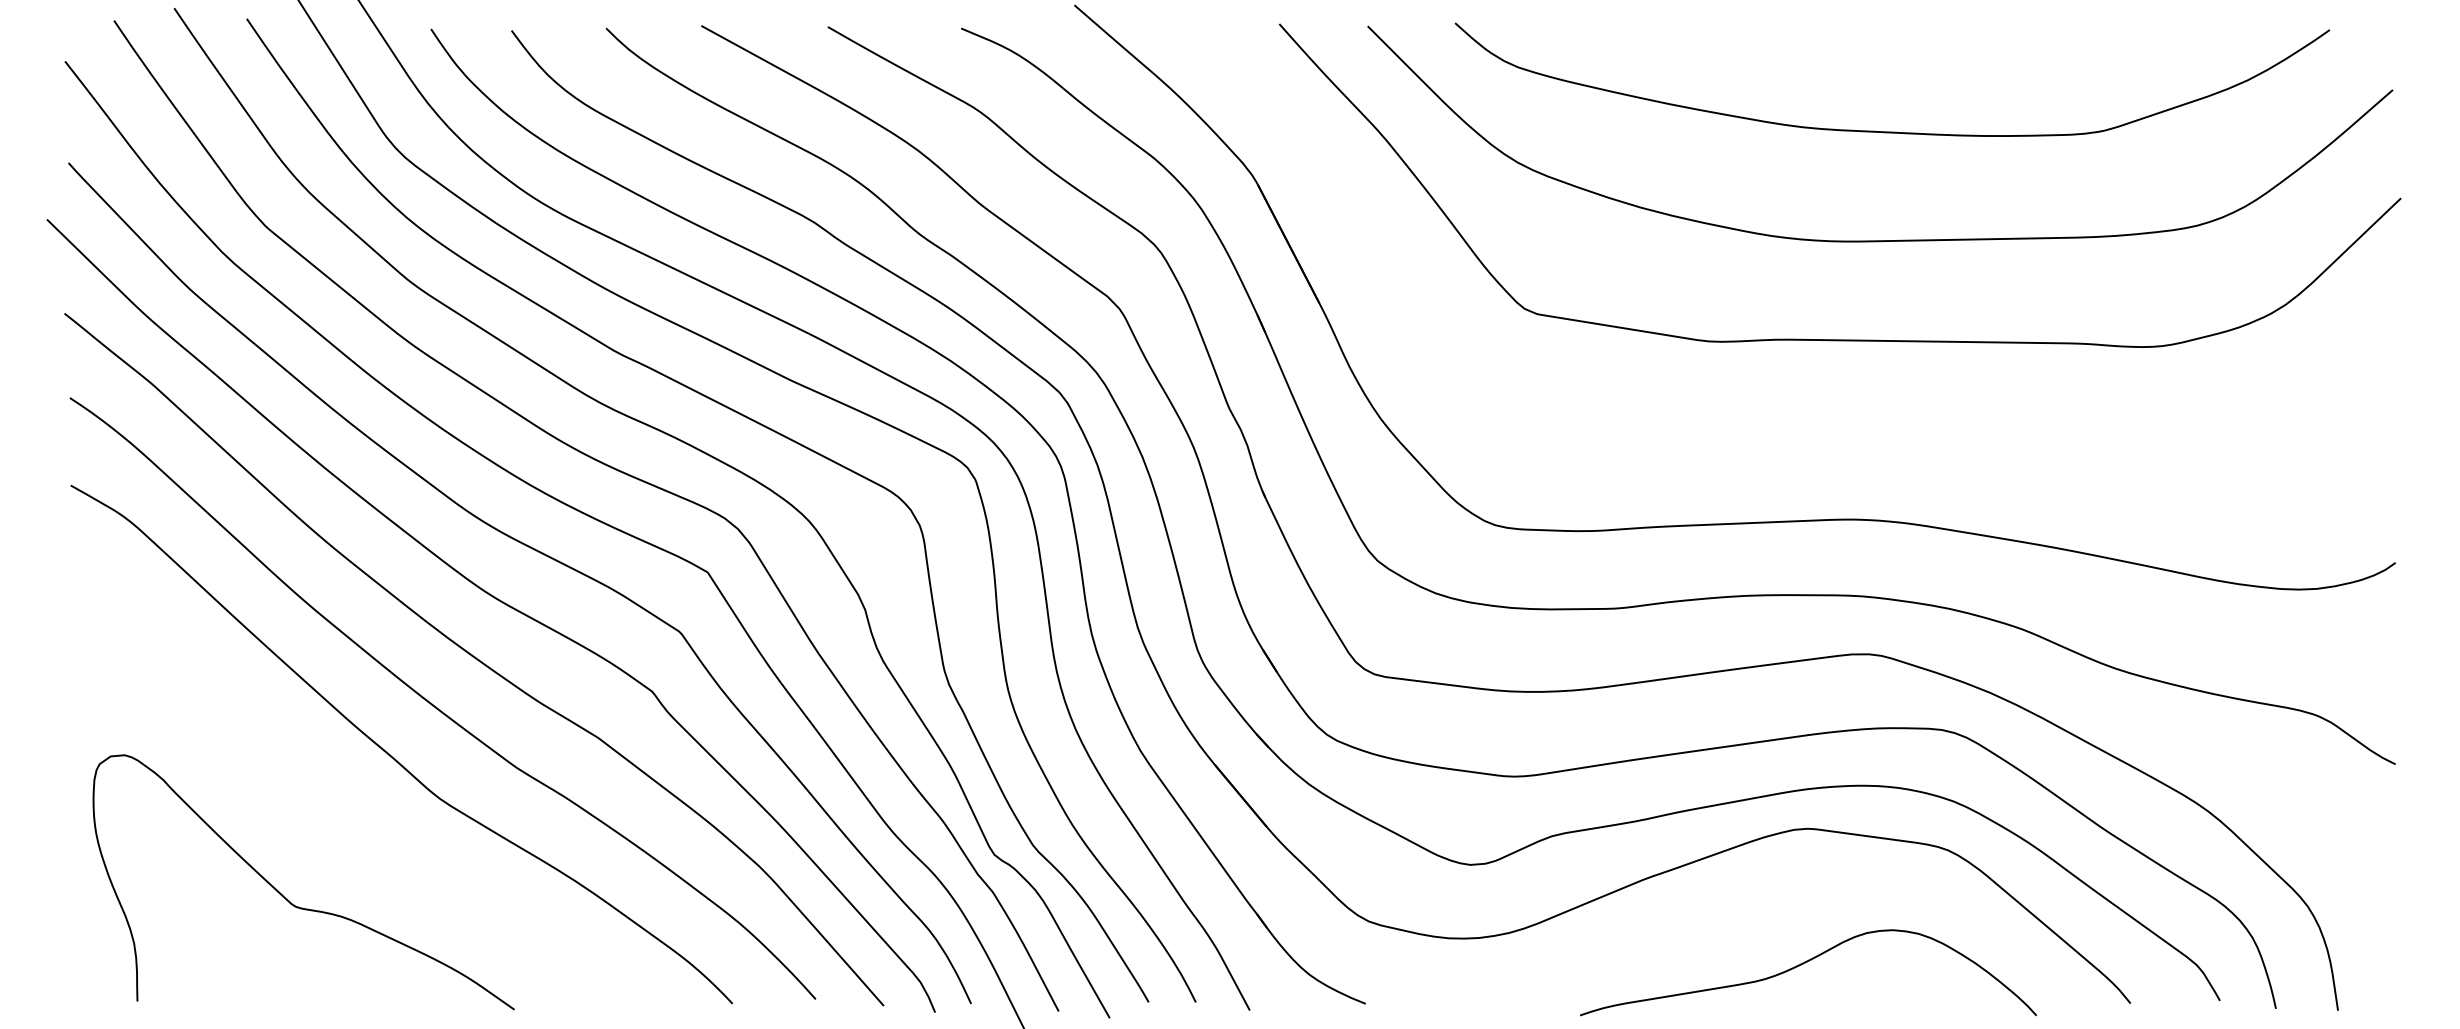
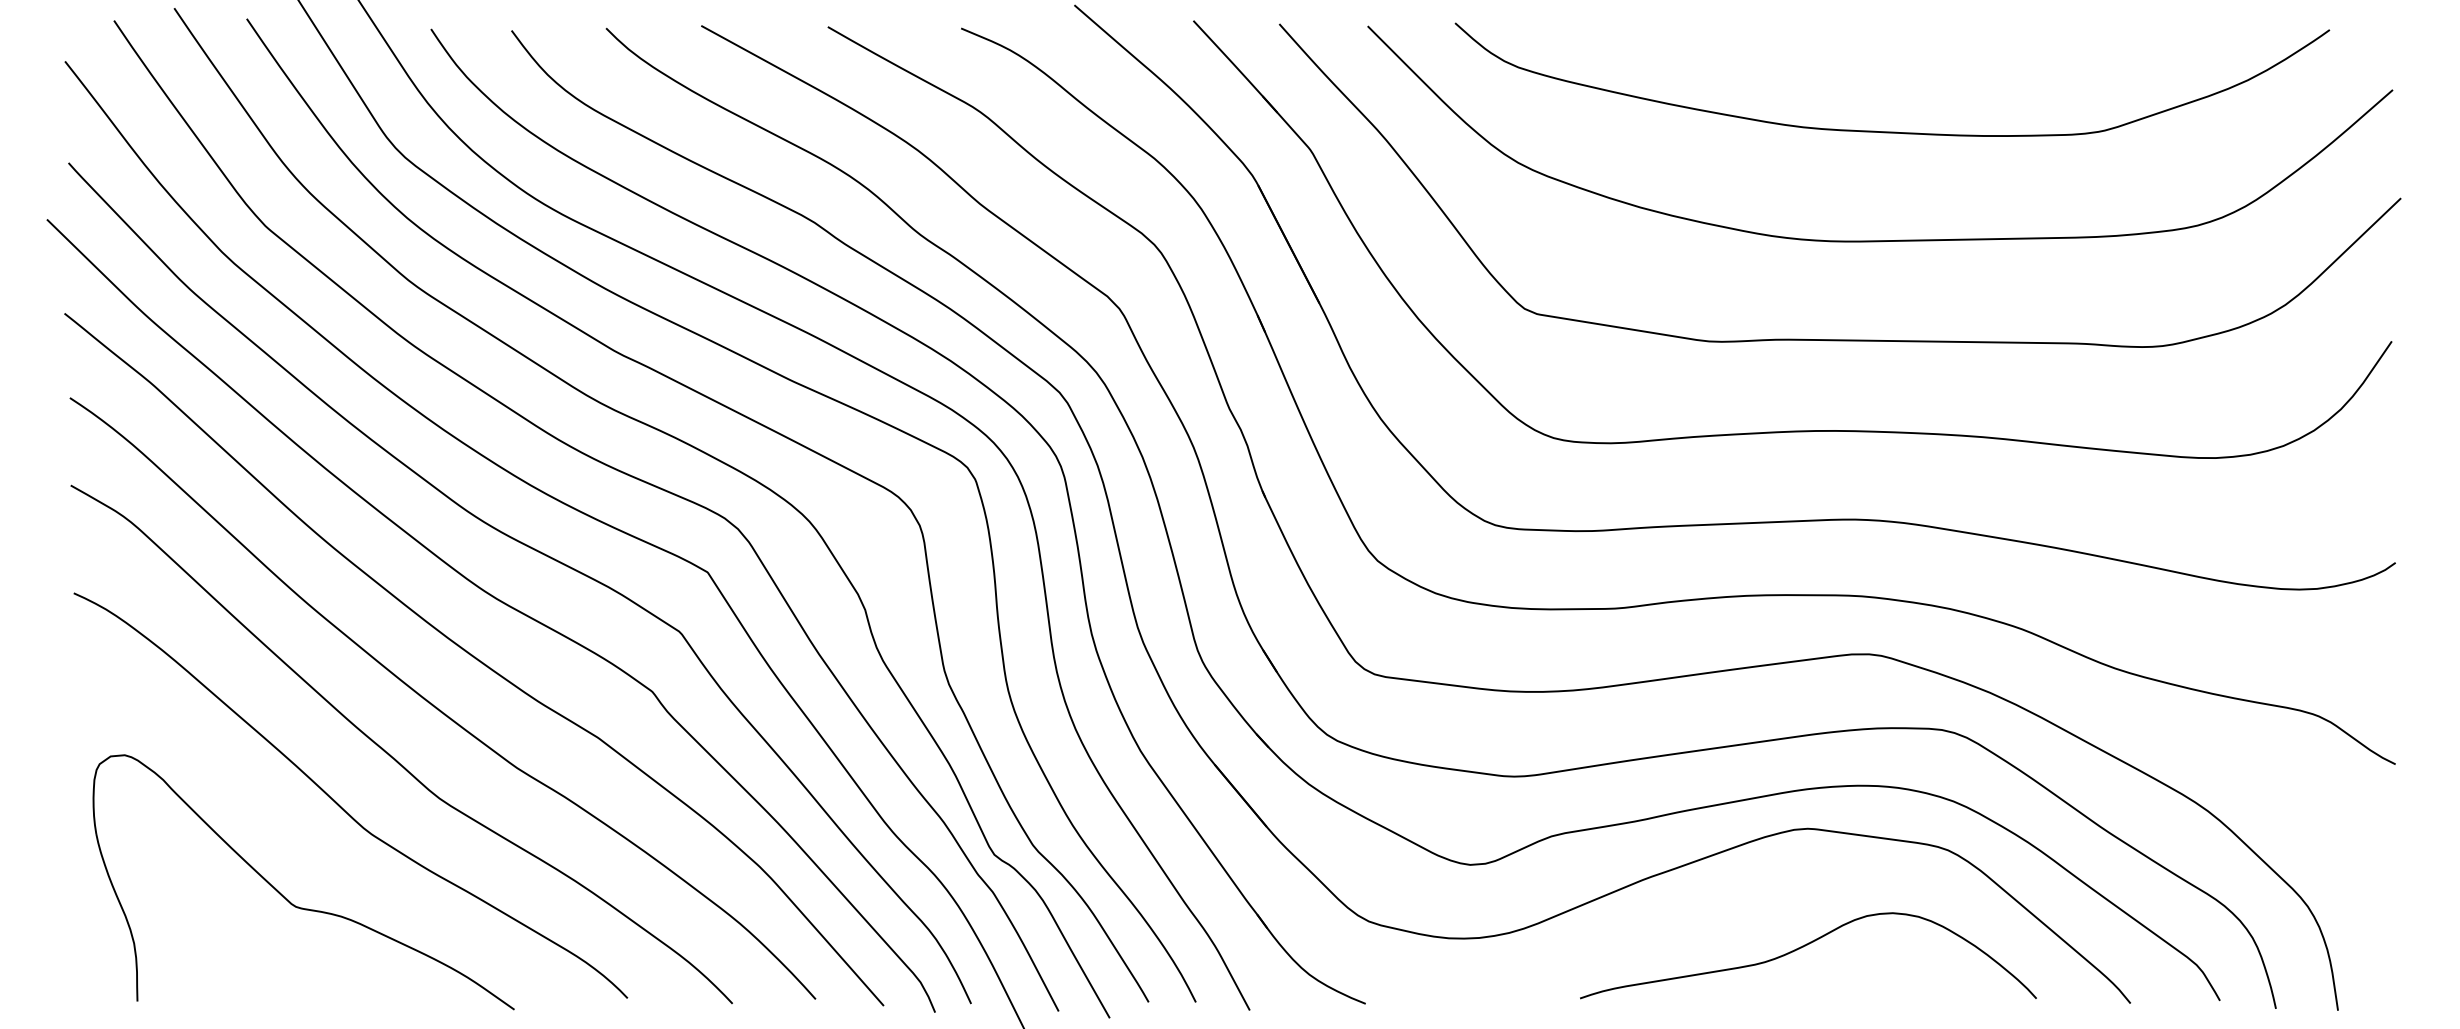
part: none -> present (1792, 430)
curve: none -> present (340, 805)
curve position: (1803, 964) -> (1803, 947) (1803, 947)
